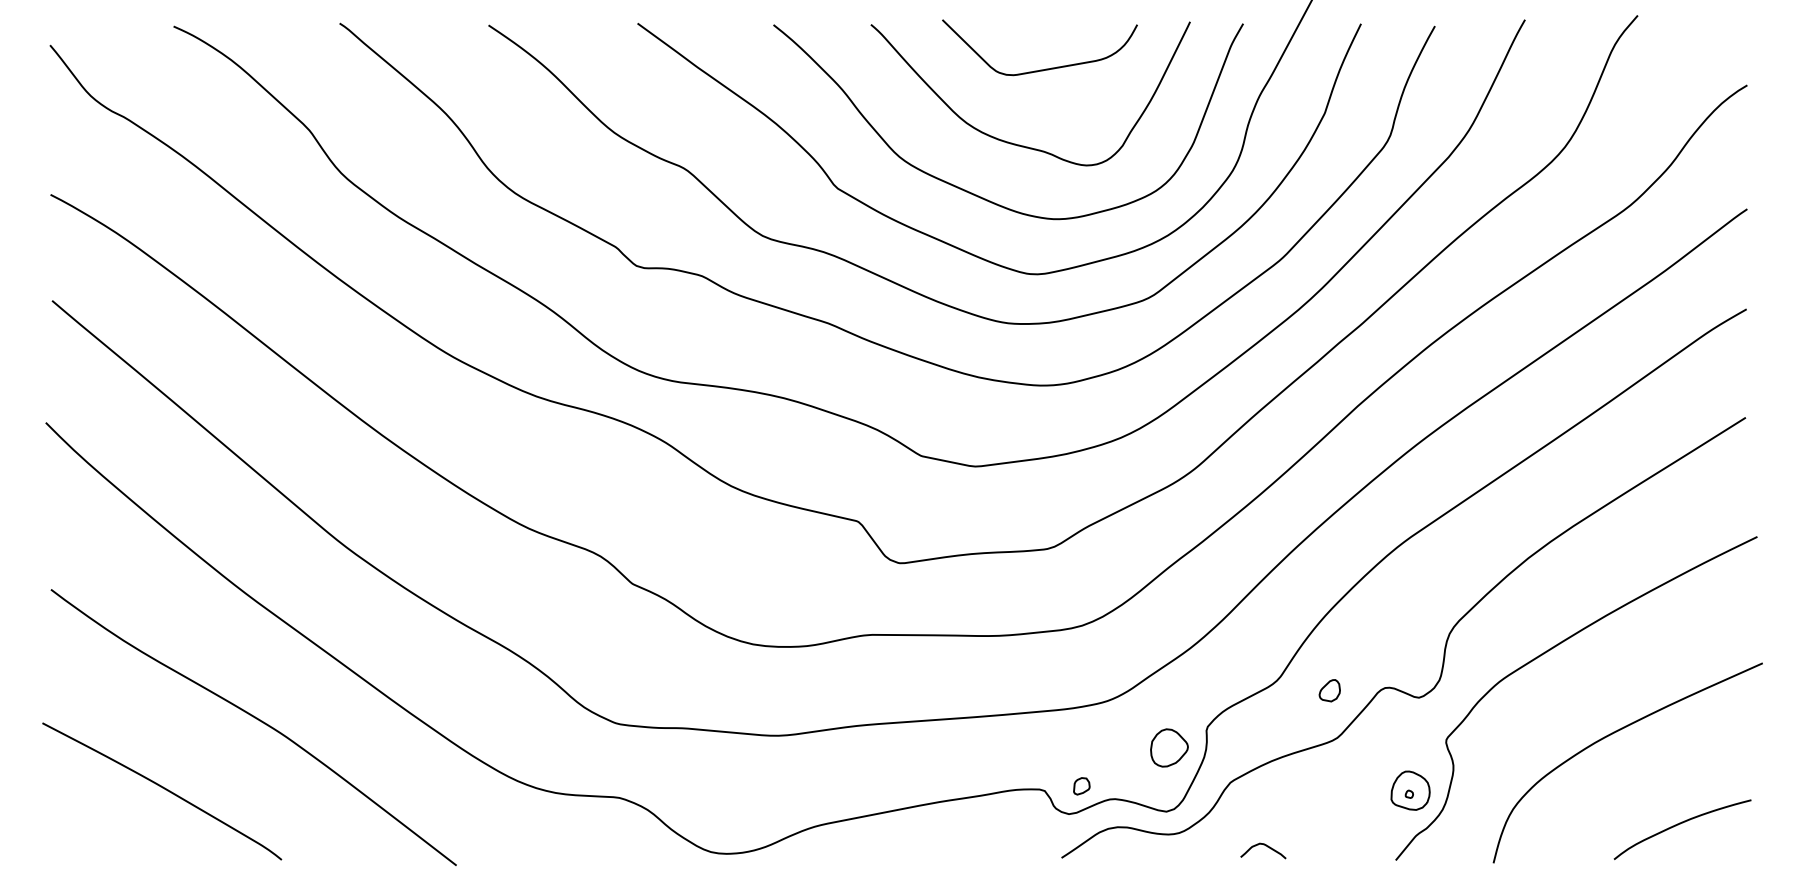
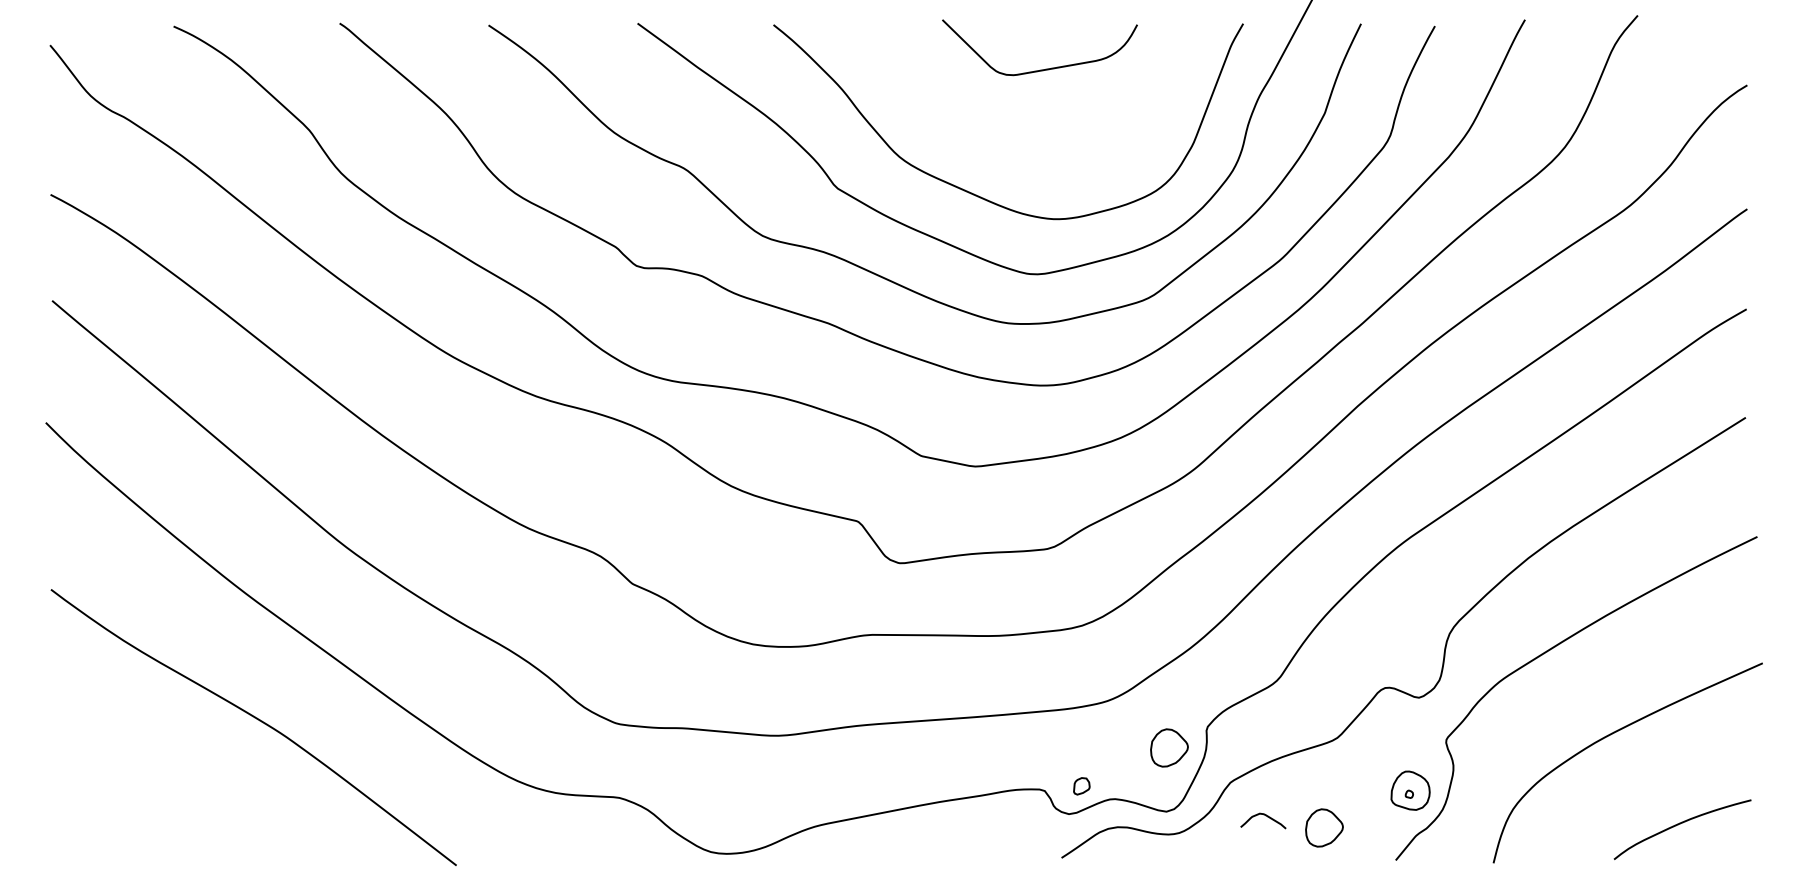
curve: present -> none (1019, 144)
part: present -> none (1329, 690)
curve: present -> none (164, 789)
part: none -> present (1324, 827)
curve position: (1265, 846) -> (1265, 816) (1265, 816)
